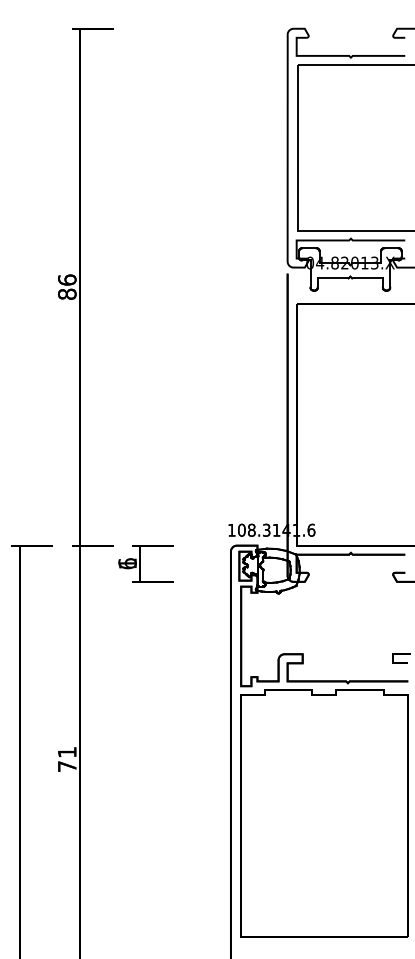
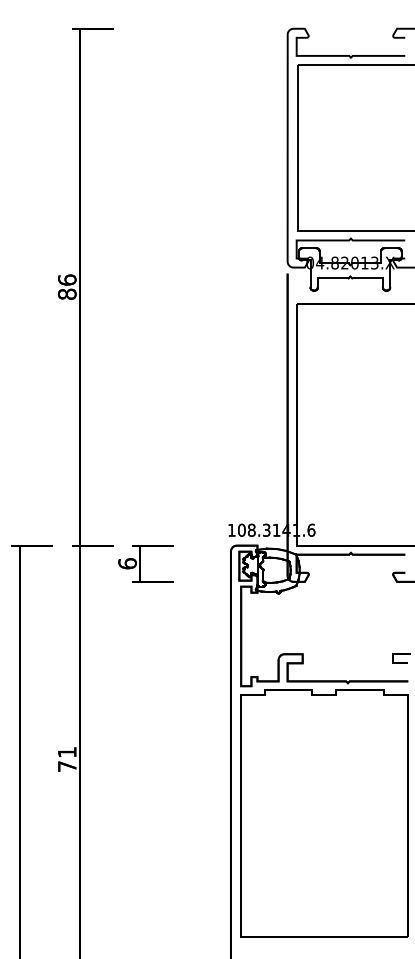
text: 1 -> 6 (127, 563)
